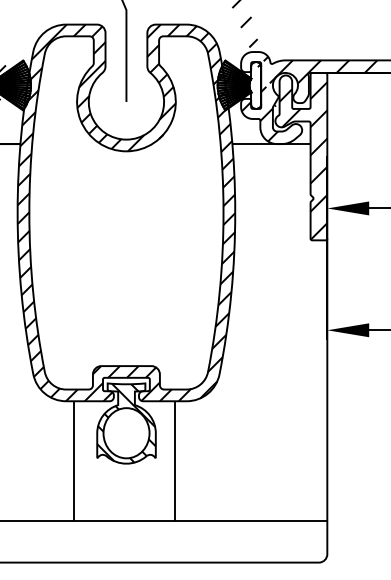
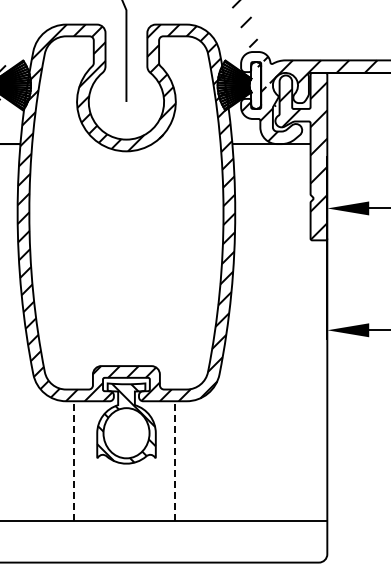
line: solid -> dashed (74, 461)
line: solid -> dashed (174, 461)
